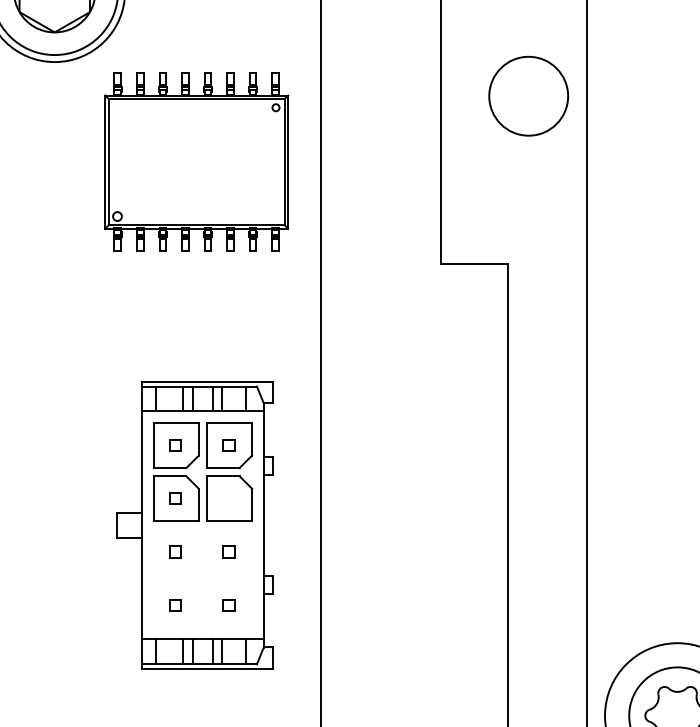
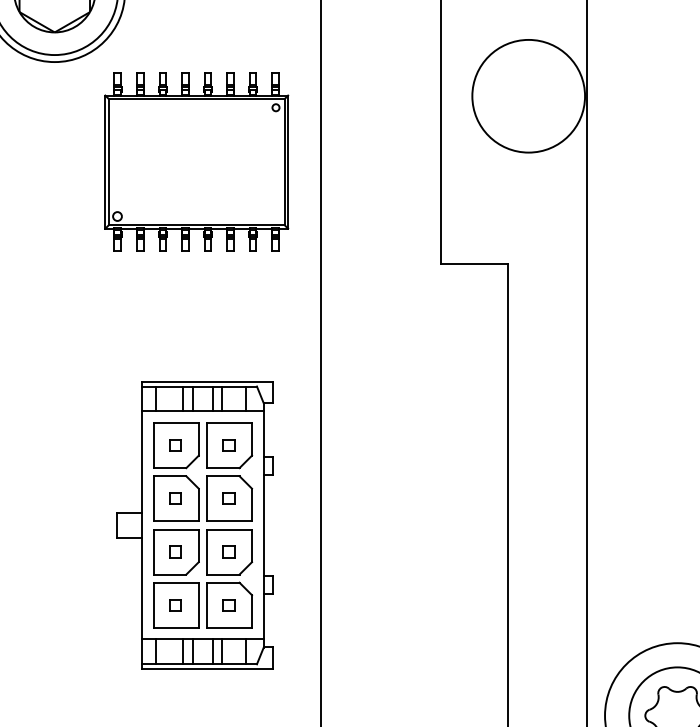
circle diameter: 79 px -> 113 px (528, 95)
part: none -> present (228, 498)
part: none -> present (203, 578)
